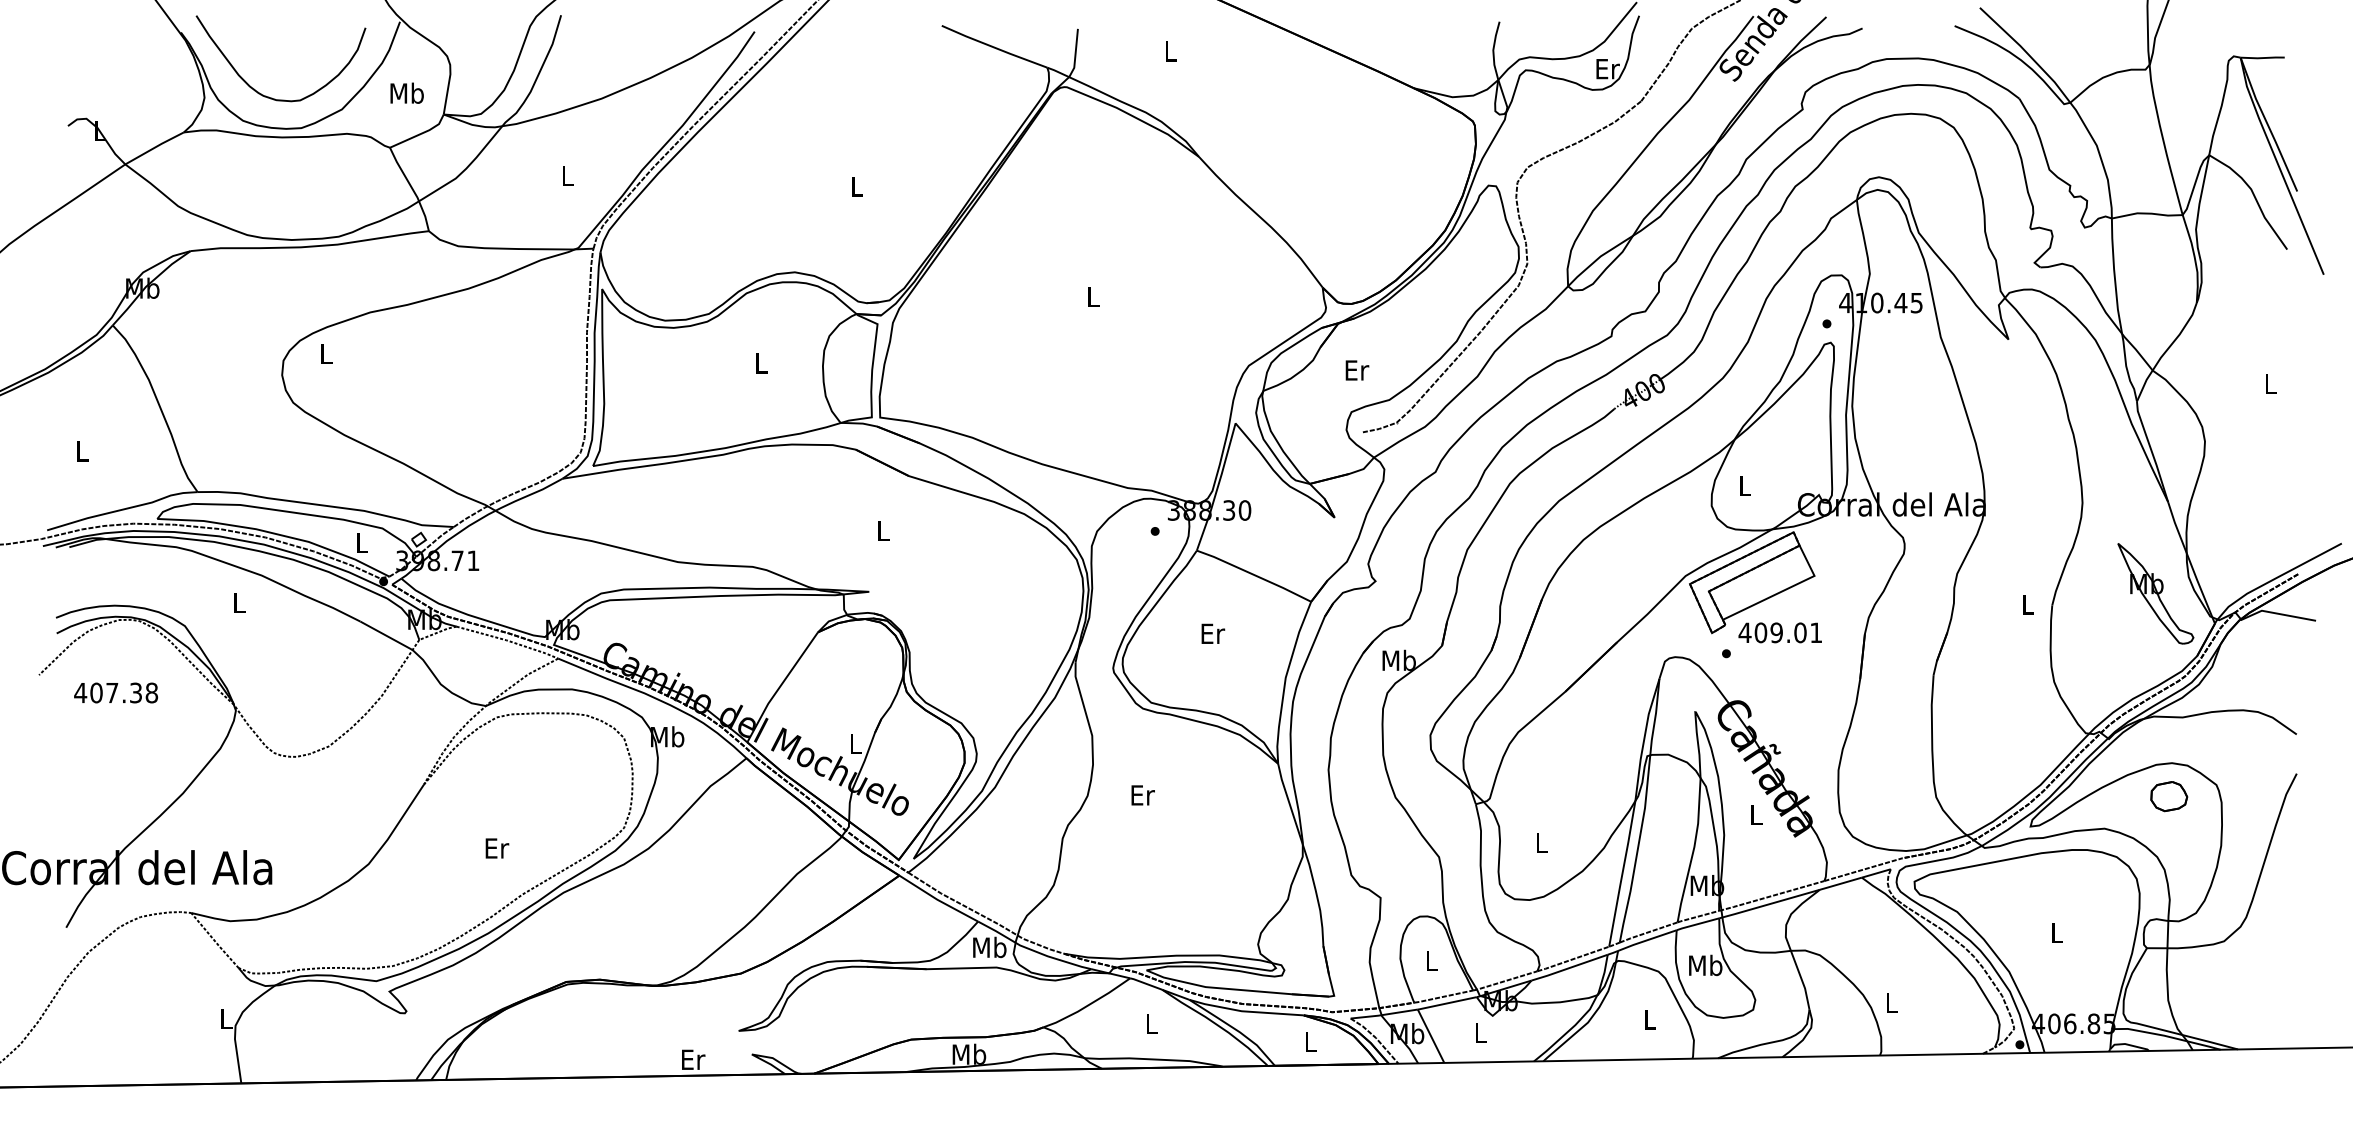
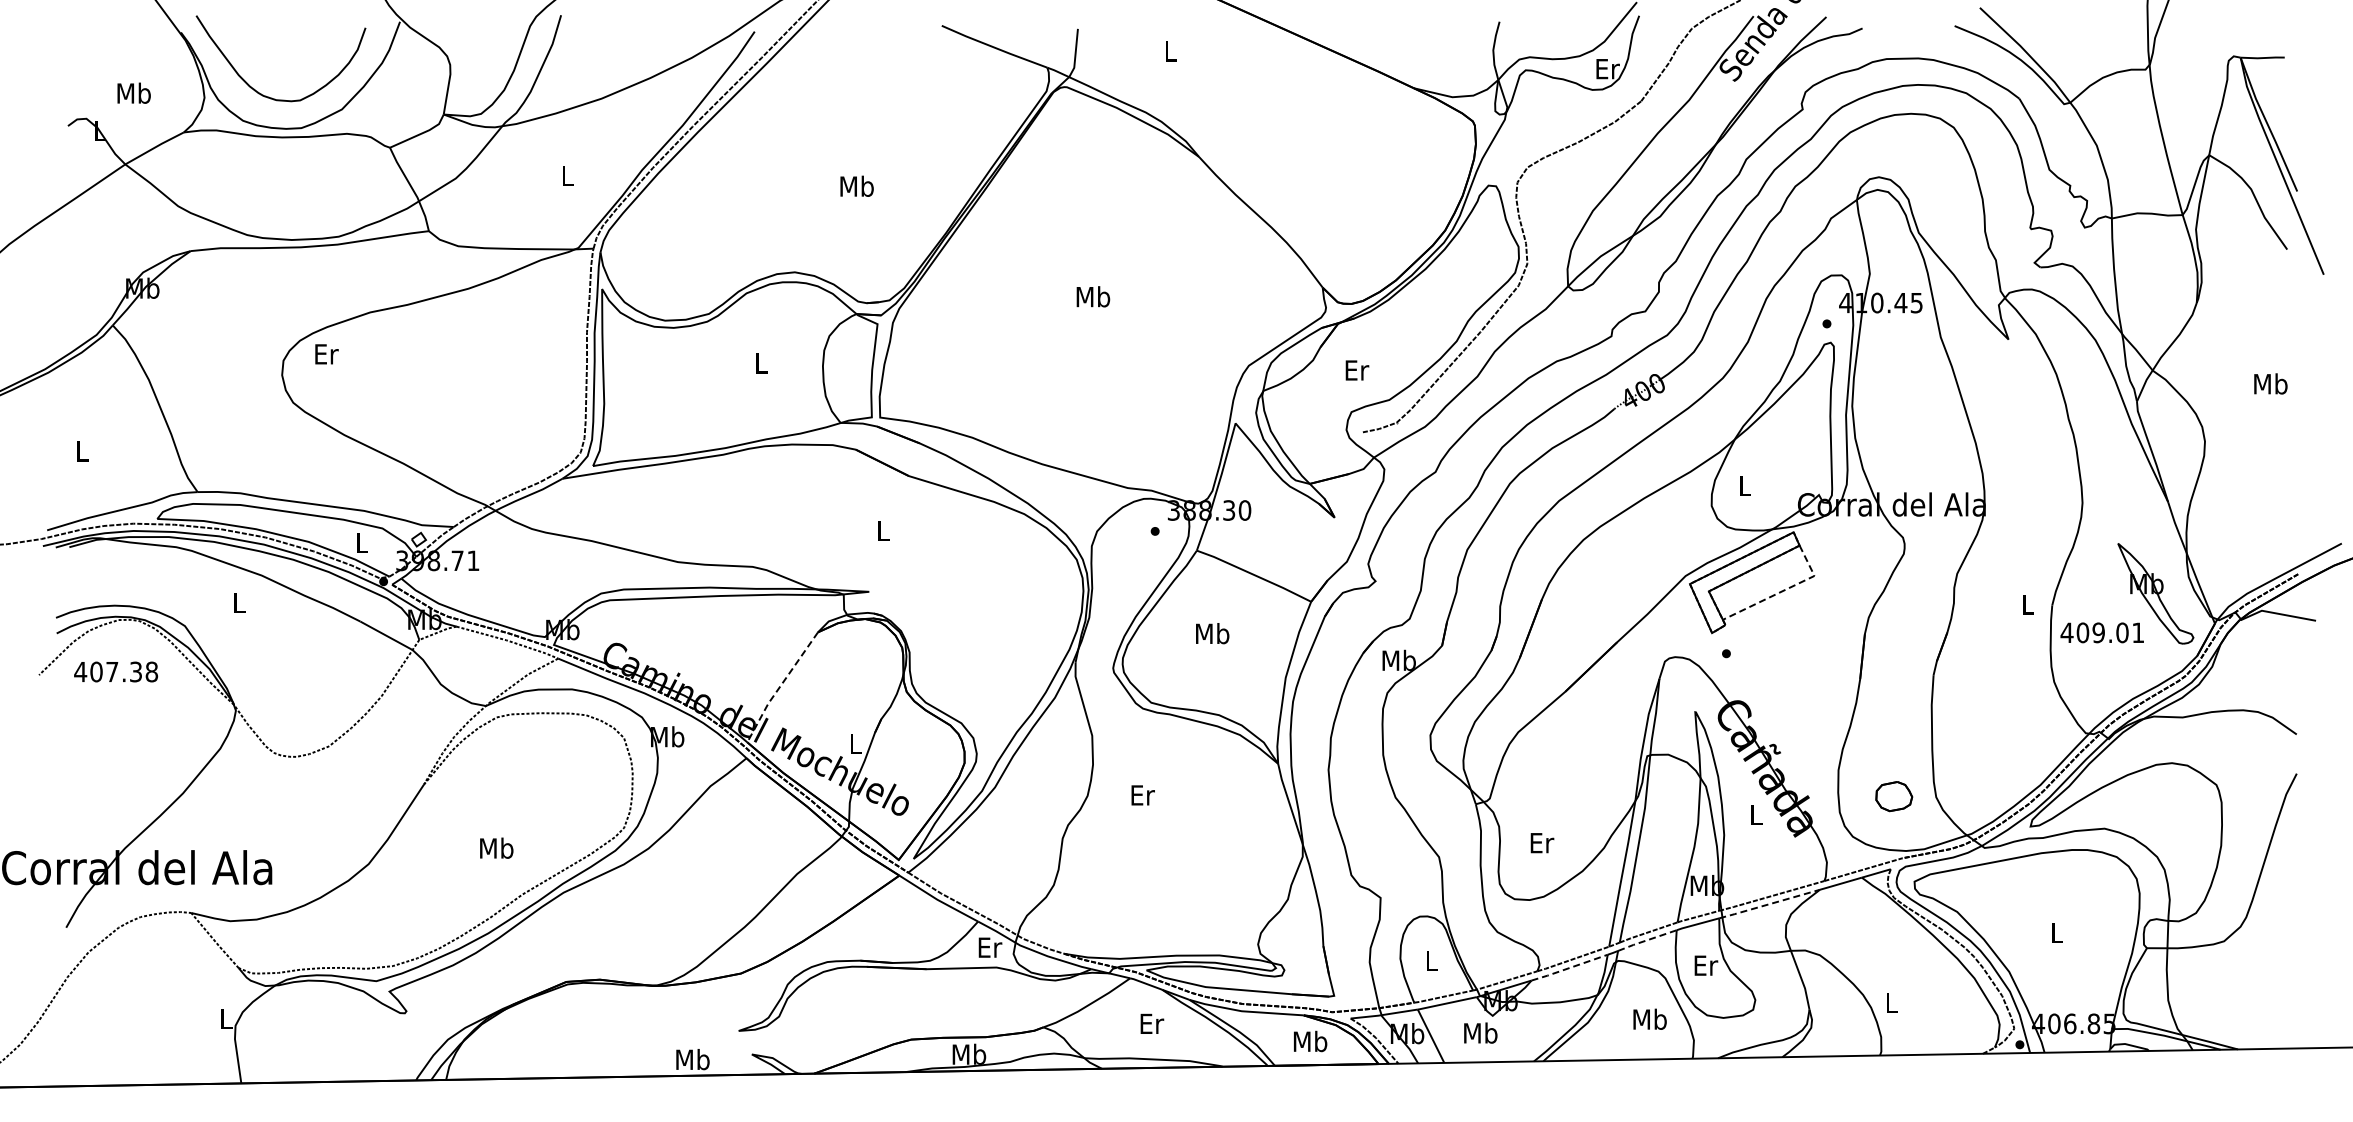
text position: (406, 92) -> (133, 92) (133, 92)
text: L -> Mb (856, 185)
text: L -> Mb (1093, 296)
text: L -> Er (326, 354)
text: L -> Mb (2270, 383)
line: solid -> dashed (1783, 590)
text position: (1779, 632) -> (2101, 632) (2101, 632)
text: Er -> Mb (1212, 633)
line: solid -> dashed (780, 686)
text position: (116, 692) -> (116, 671) (116, 671)
part position: (2169, 796) -> (1894, 796) (1894, 796)
text: L -> Er (1542, 843)
text: Er -> Mb (496, 847)
line: solid -> dashed (1769, 904)
line: solid -> dashed (1646, 940)
text: Mb -> Er (989, 947)
text: Mb -> Er (1705, 965)
line: solid -> dashed (1569, 968)
text: L -> Mb (1649, 1018)
text: L -> Er (1152, 1023)
text: L -> Mb (1480, 1032)
text: L -> Mb (1310, 1041)
text: Er -> Mb (692, 1059)
